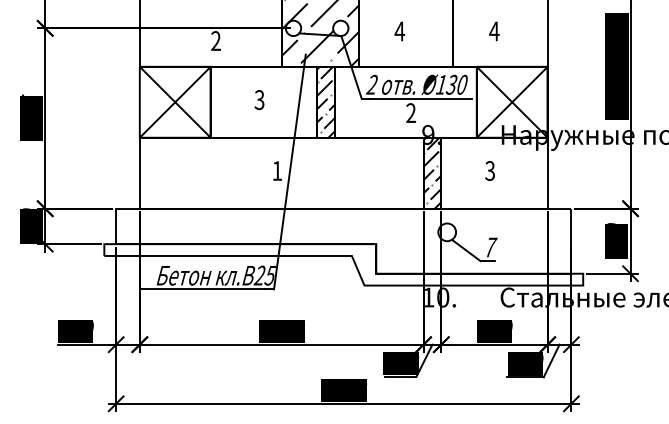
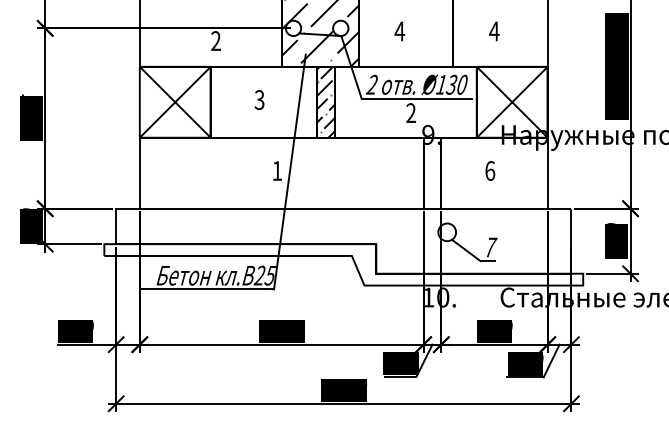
text: 3 -> 6 (490, 170)
hatch: present -> none (432, 172)
